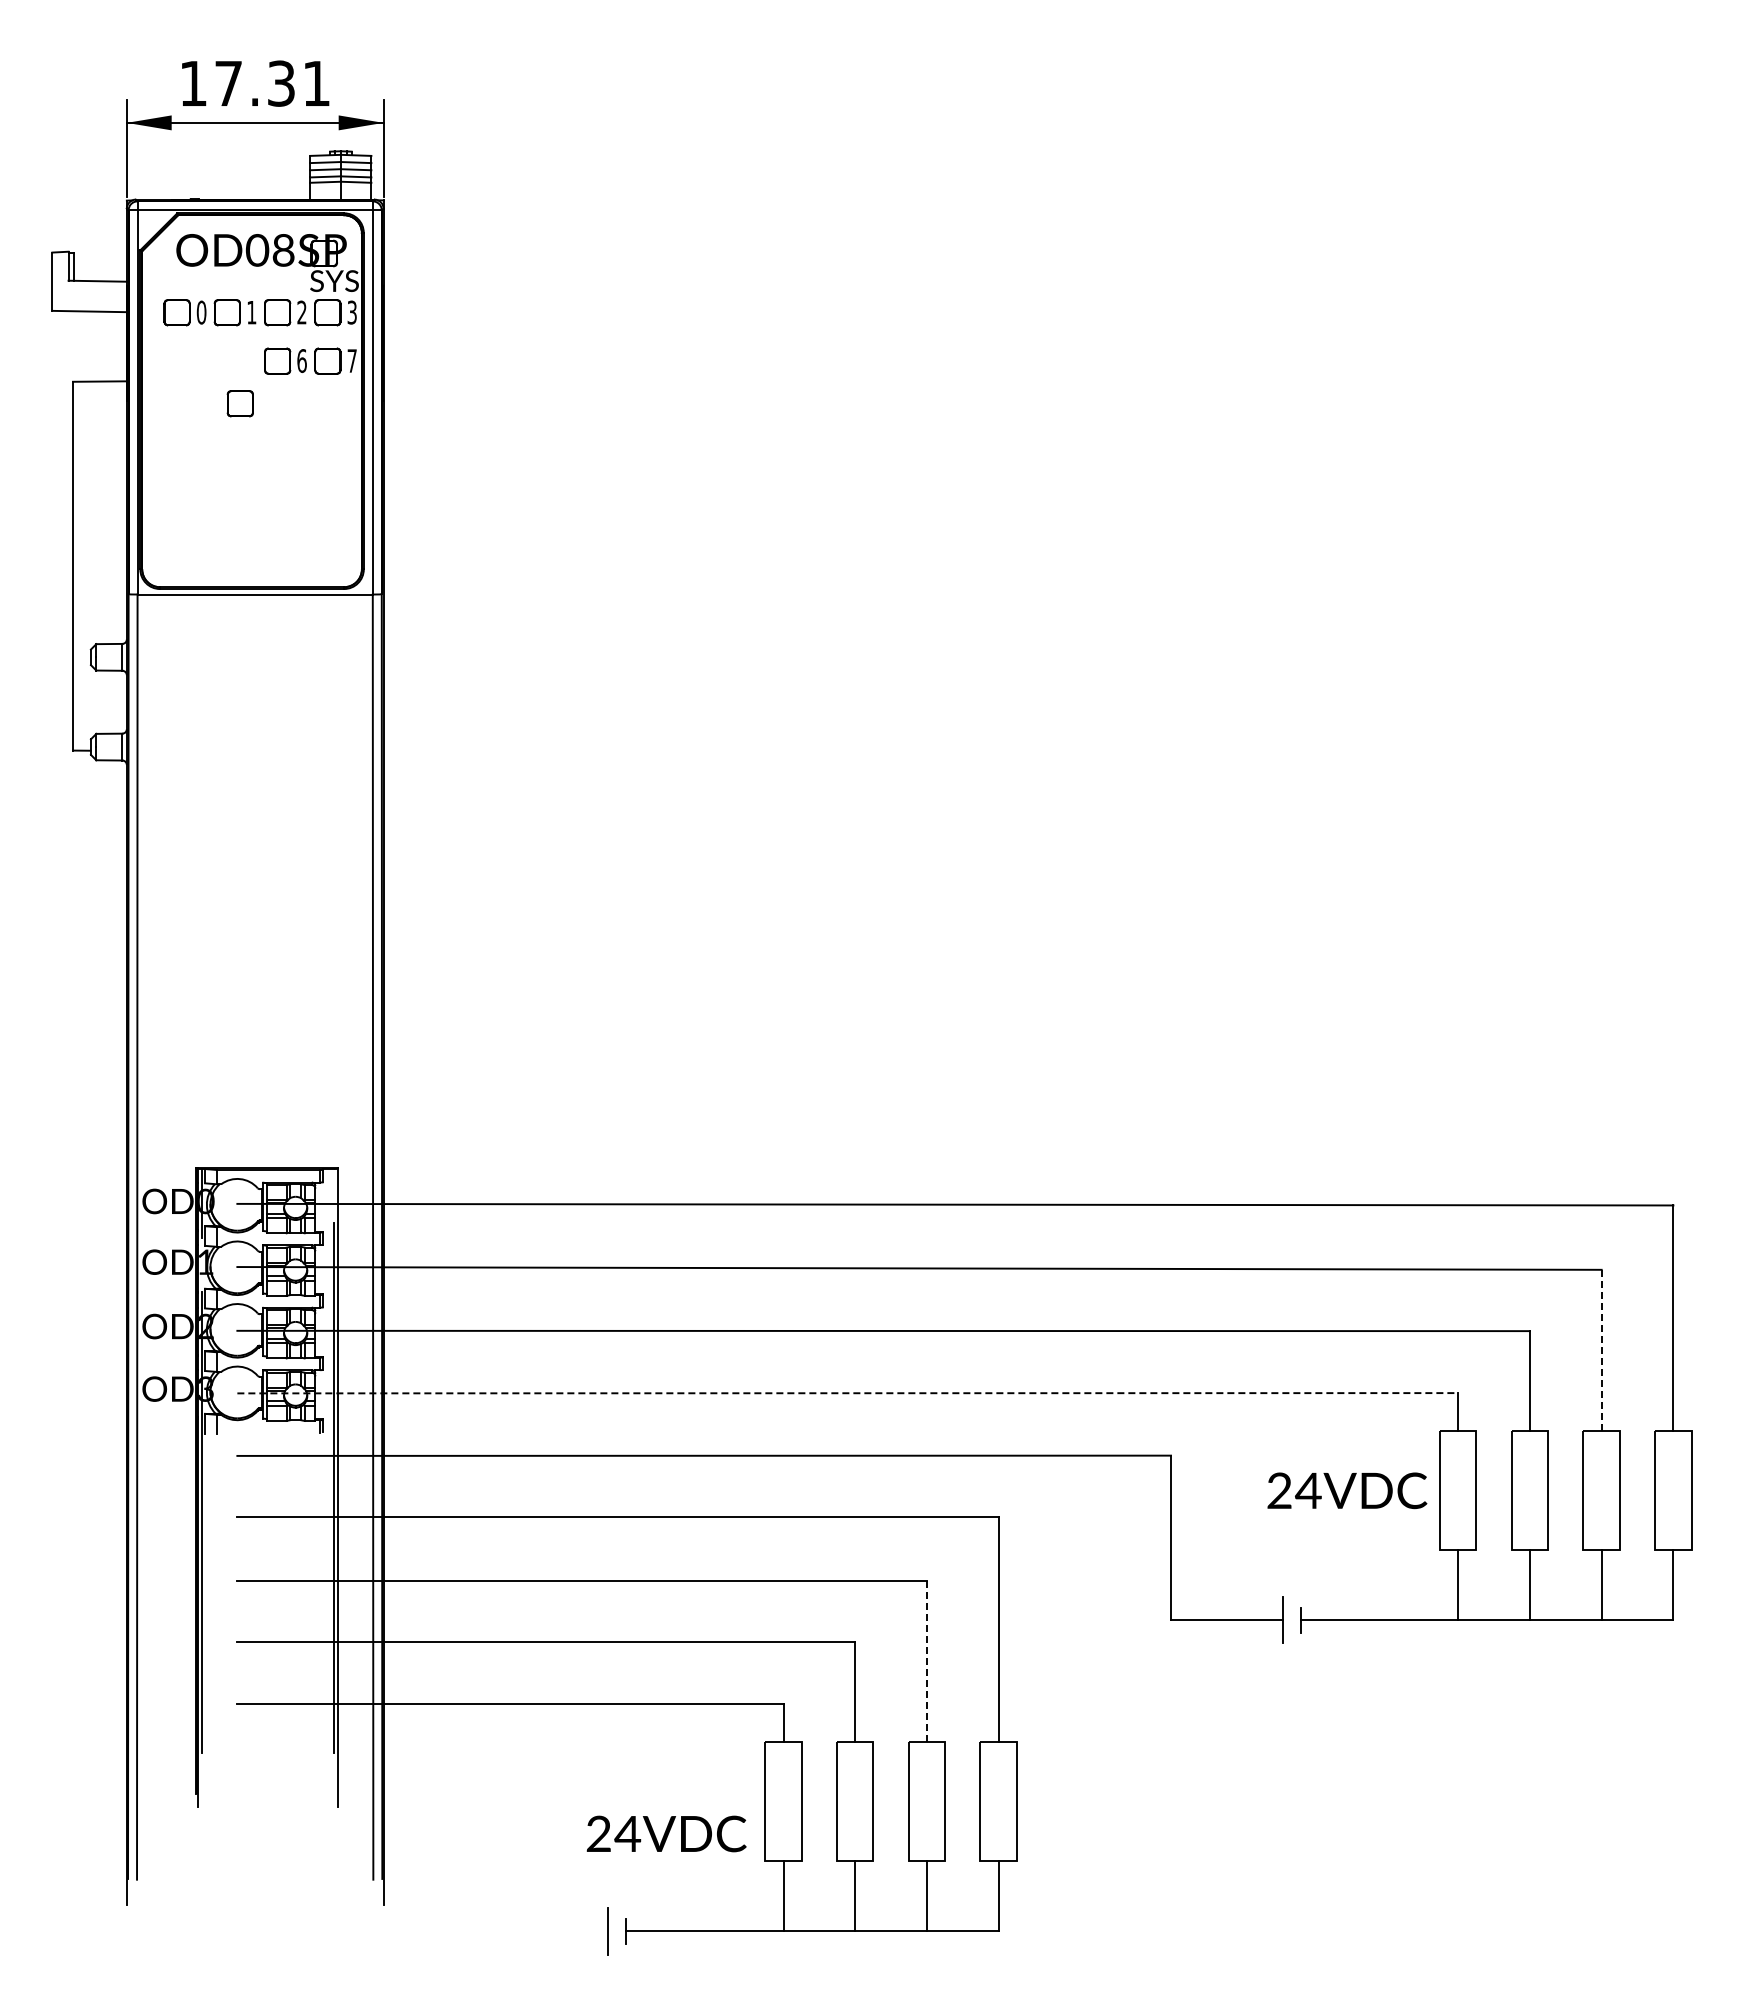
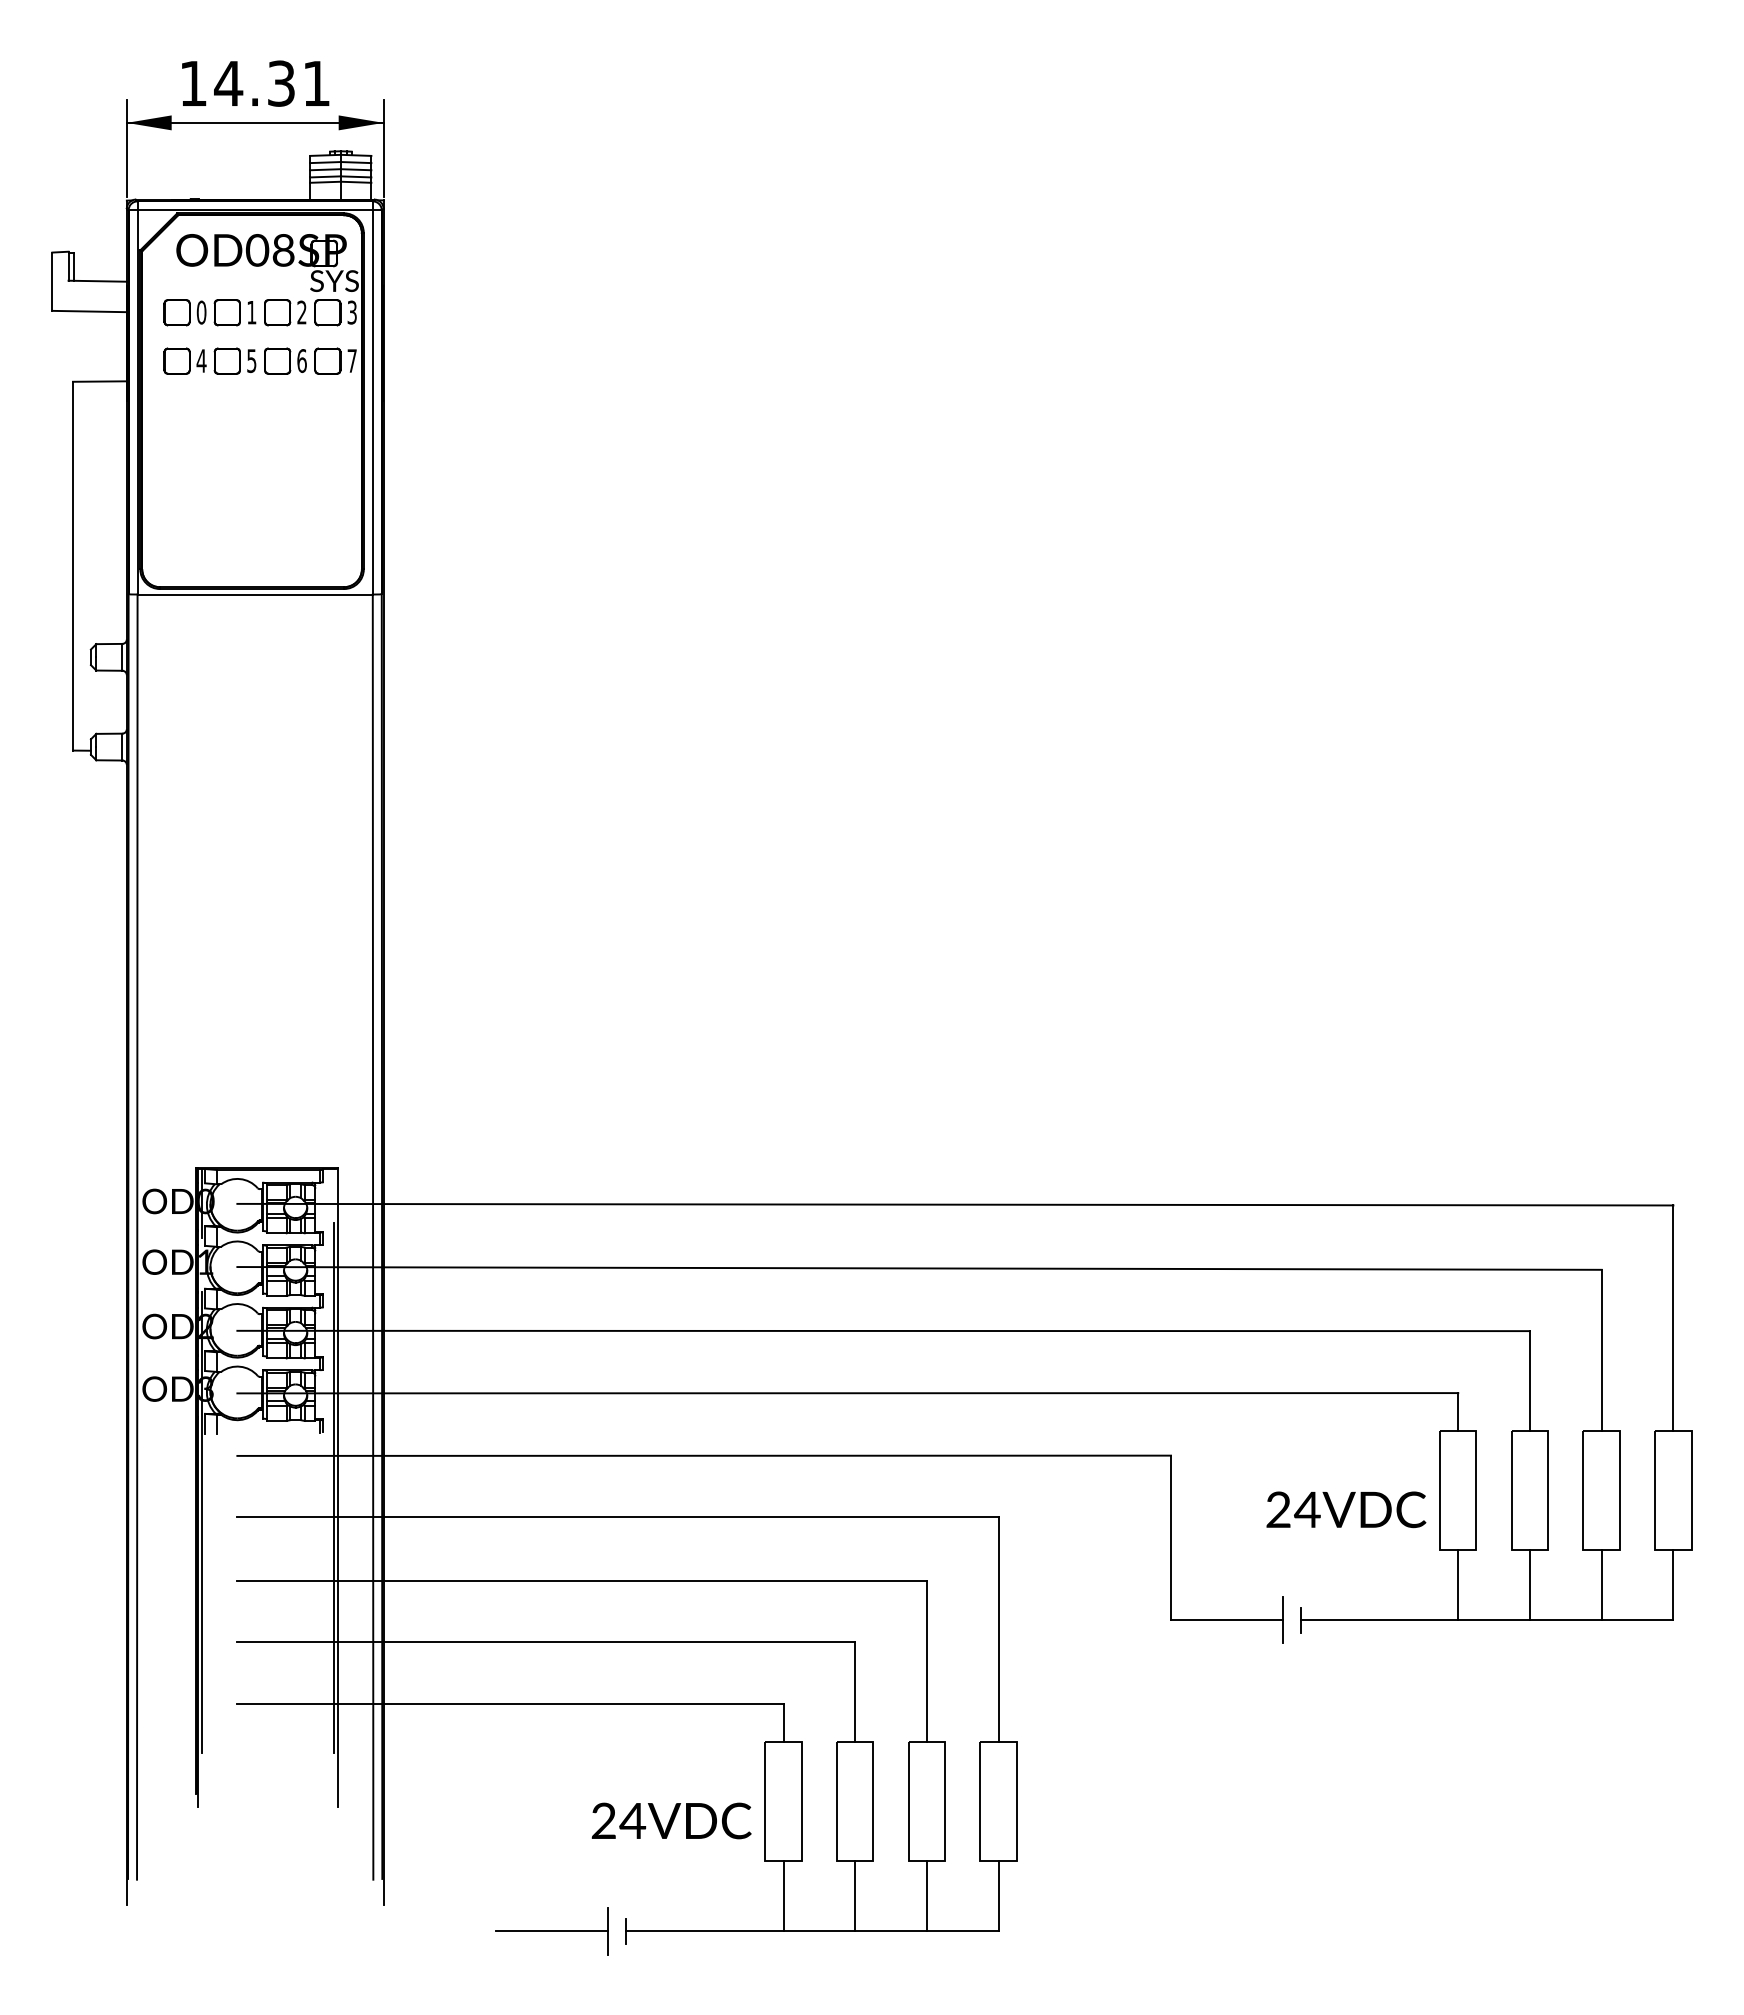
text: 17.31 -> 14.31 (228, 83)
part: none -> present (209, 360)
part: present -> none (239, 403)
line: dashed -> solid (1601, 1349)
line: dashed -> solid (848, 1393)
text position: (1347, 1490) -> (1346, 1509) (1346, 1509)
line: dashed -> solid (926, 1660)
text position: (666, 1833) -> (671, 1820) (671, 1820)
line: none -> present (552, 1931)
